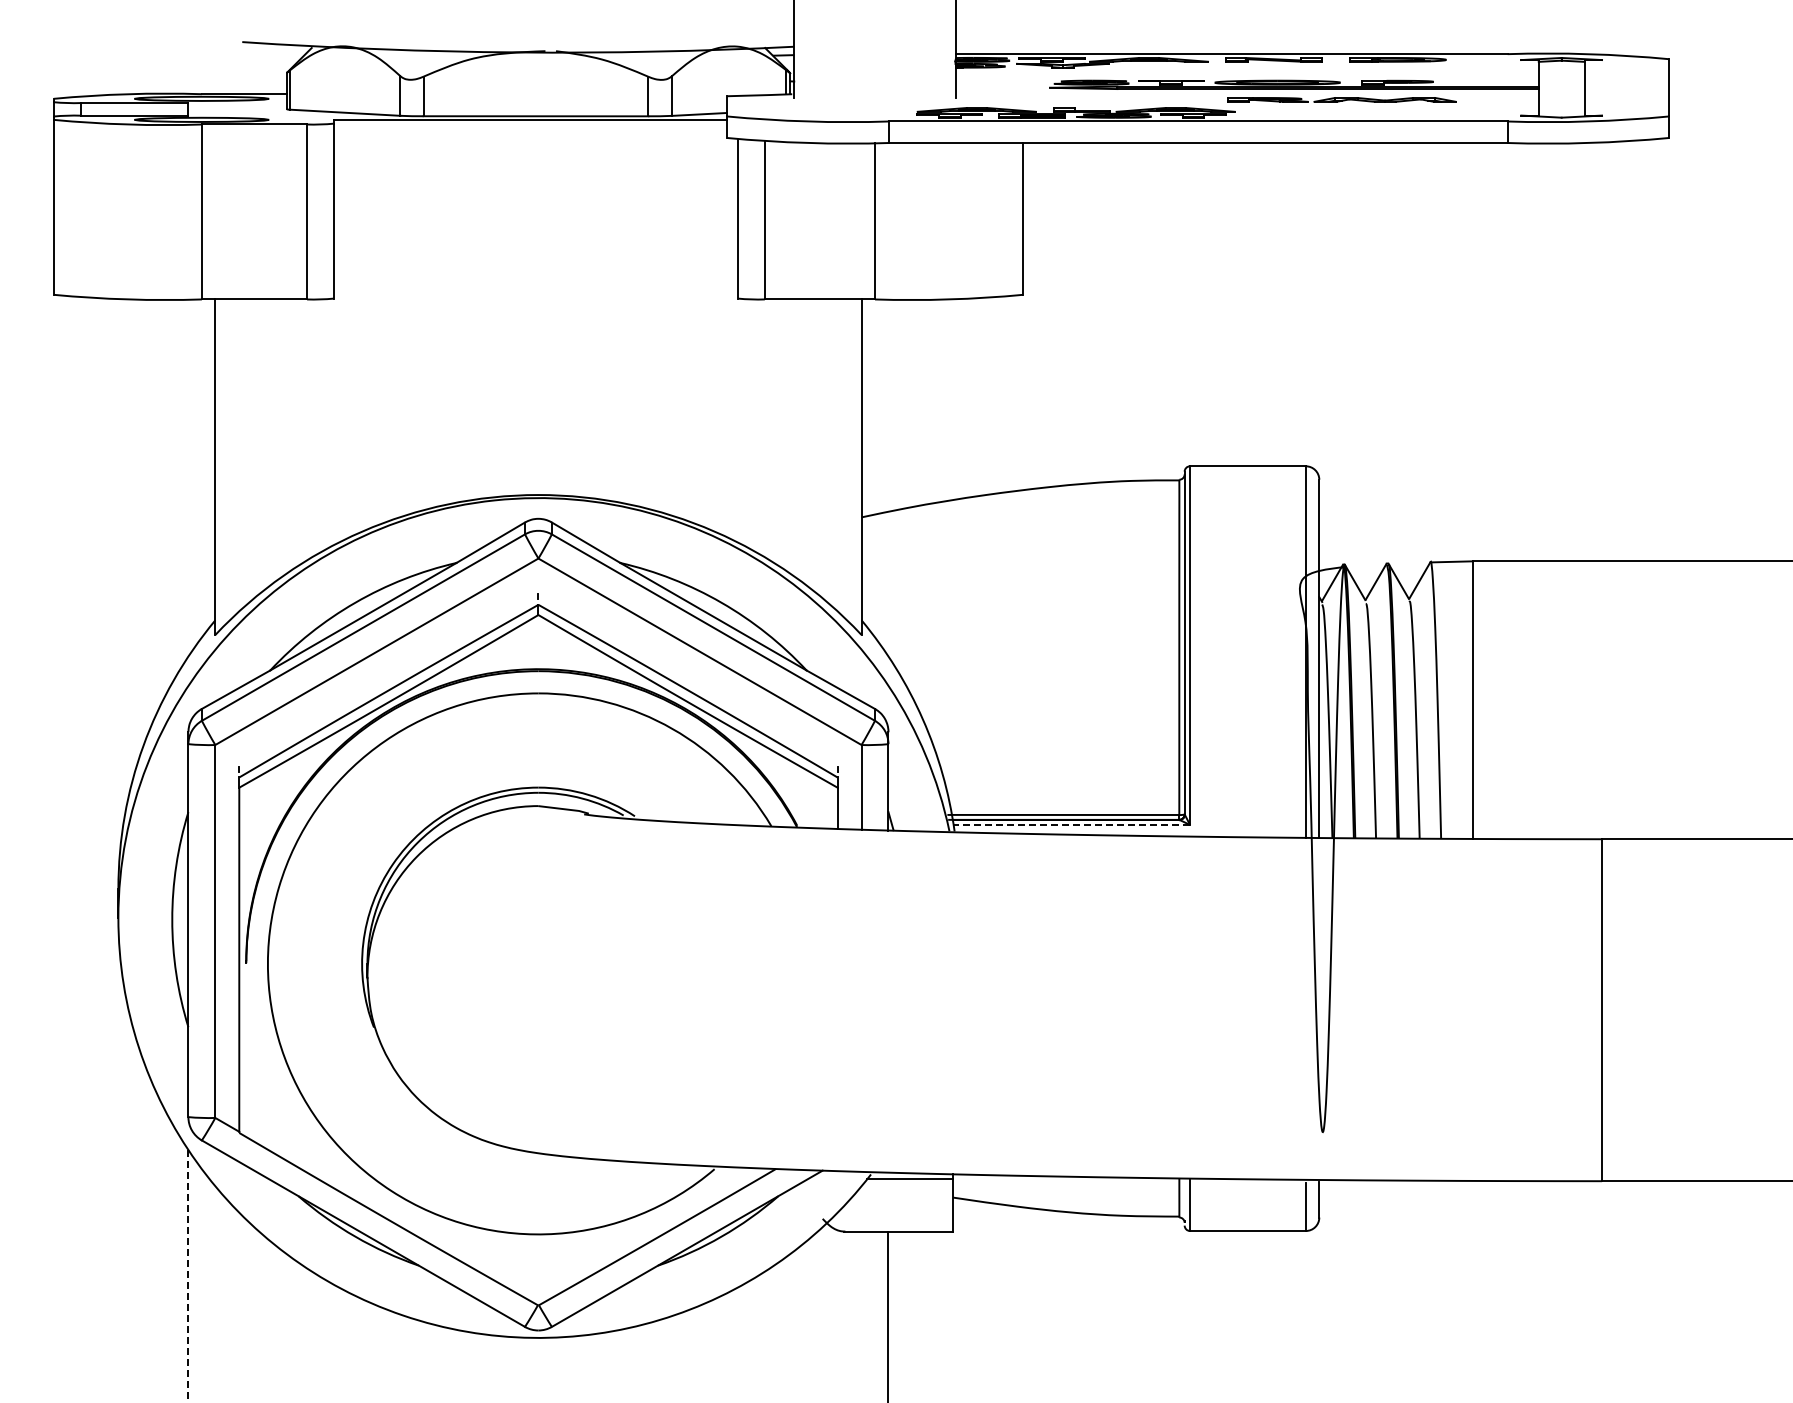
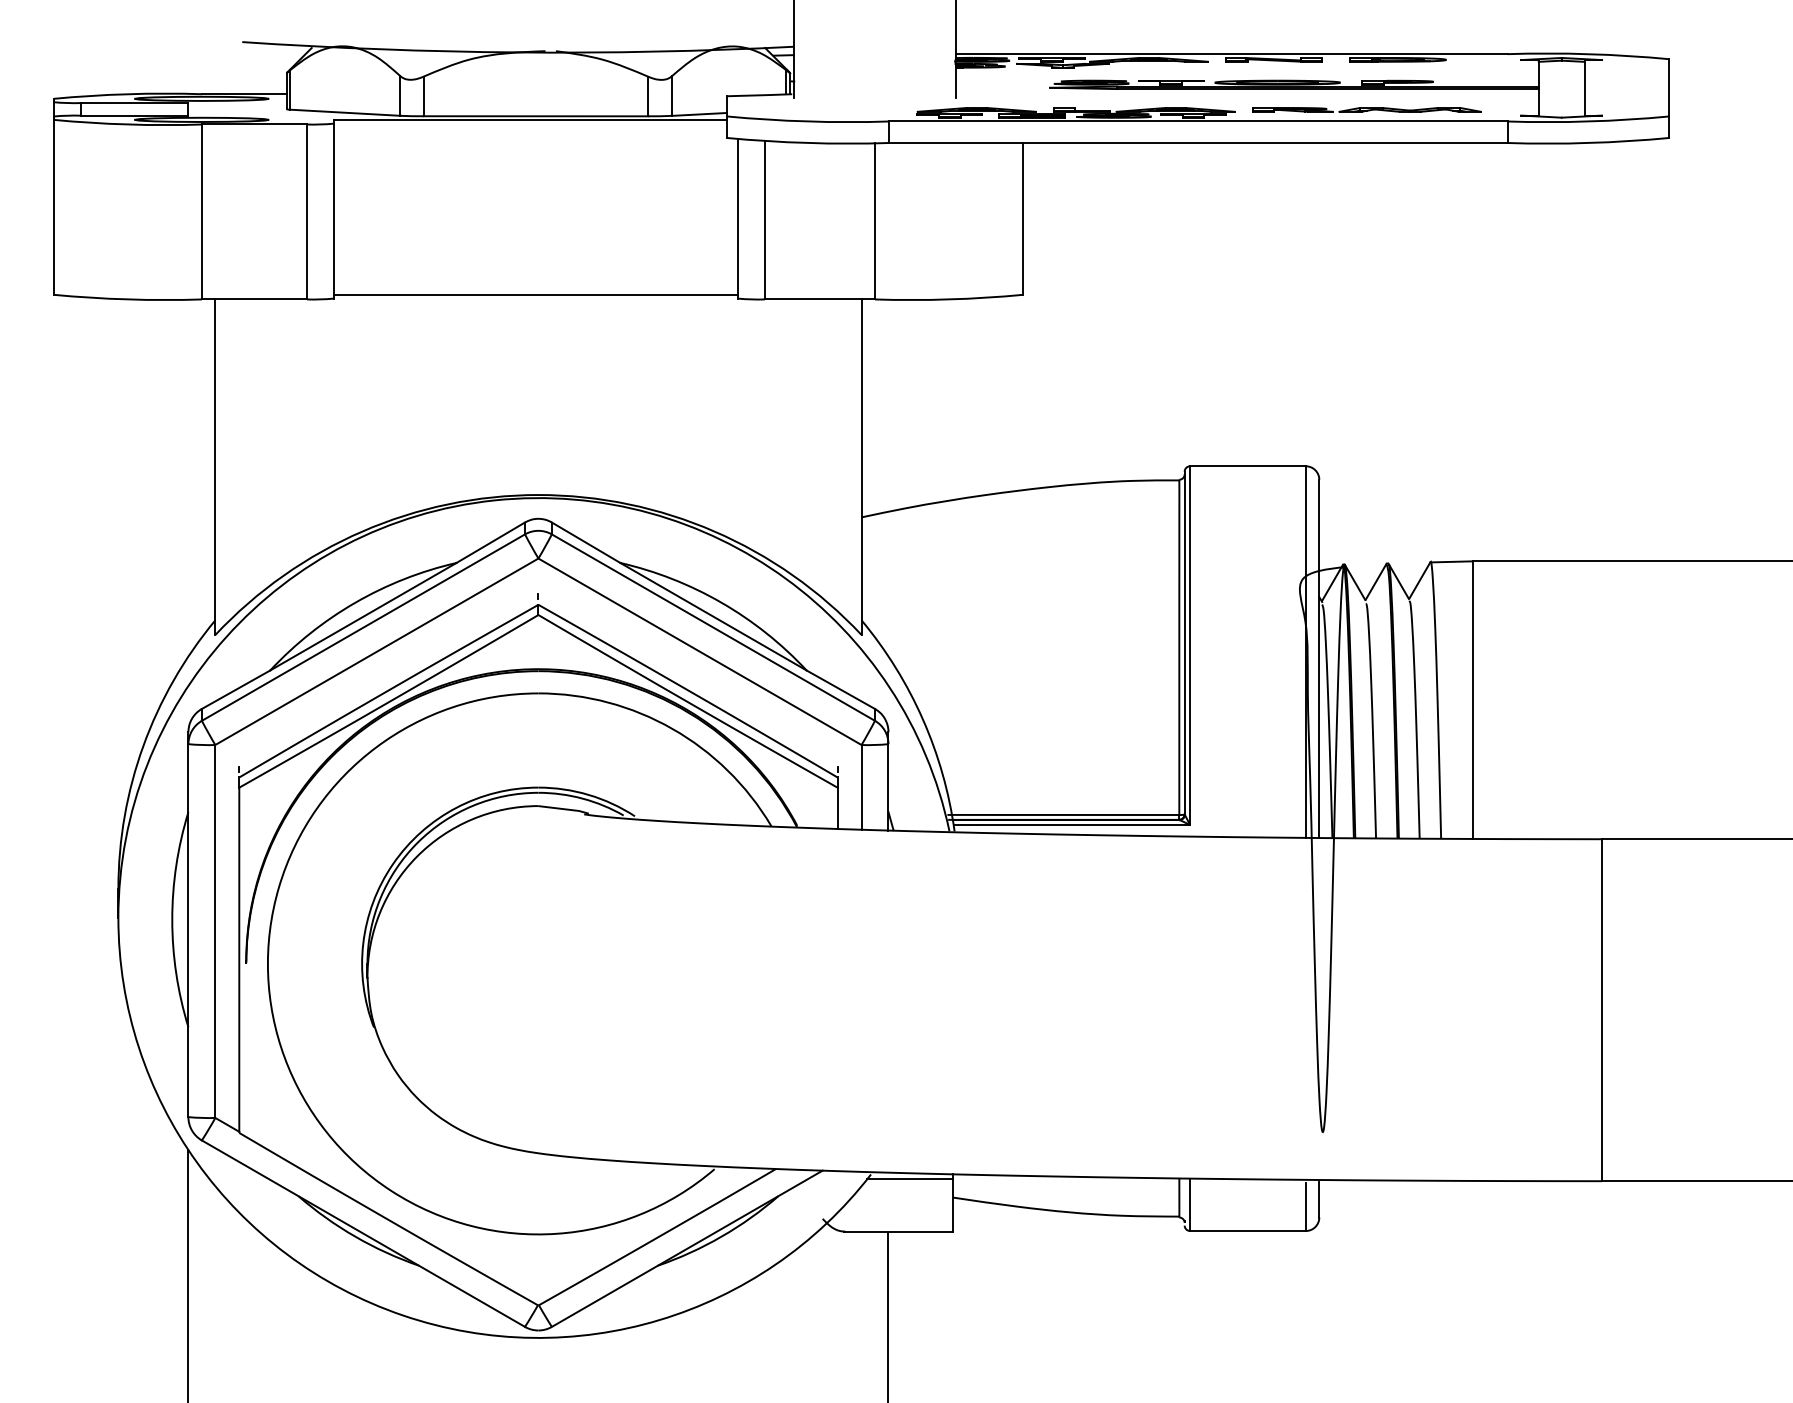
part position: (1341, 99) -> (1366, 109) (1366, 109)
line: none -> present (535, 295)
line: dashed -> solid (1071, 825)
line: dashed -> solid (188, 1276)
